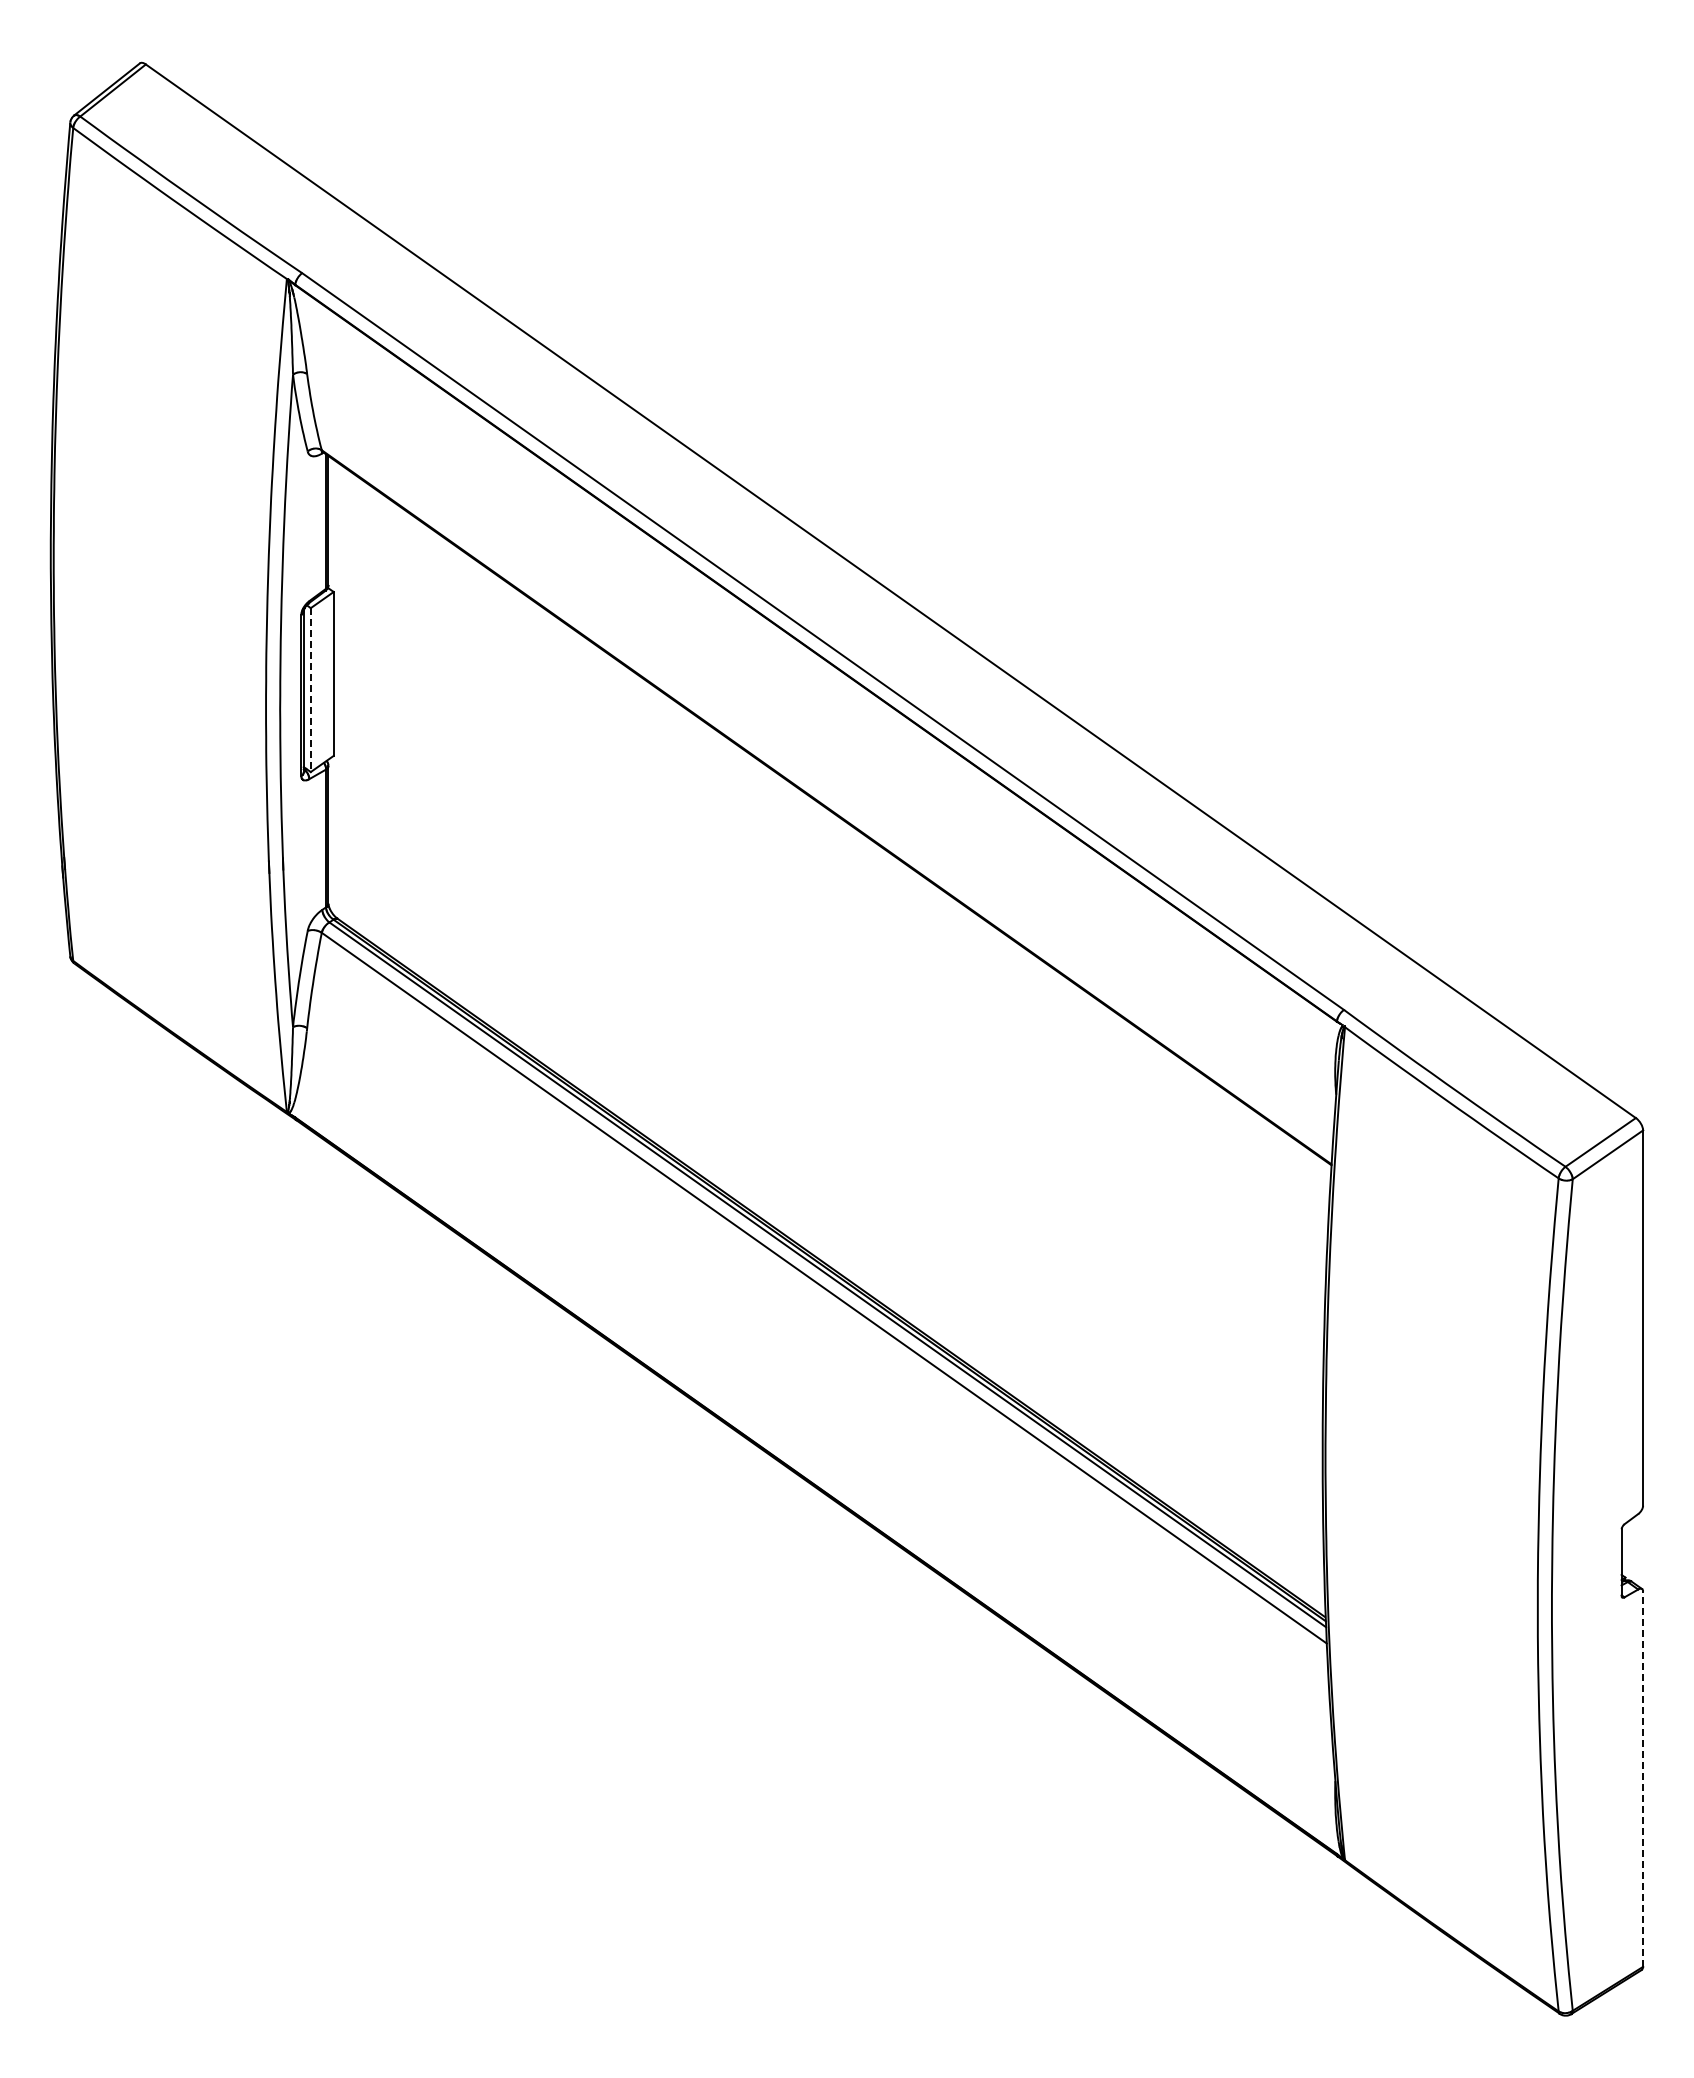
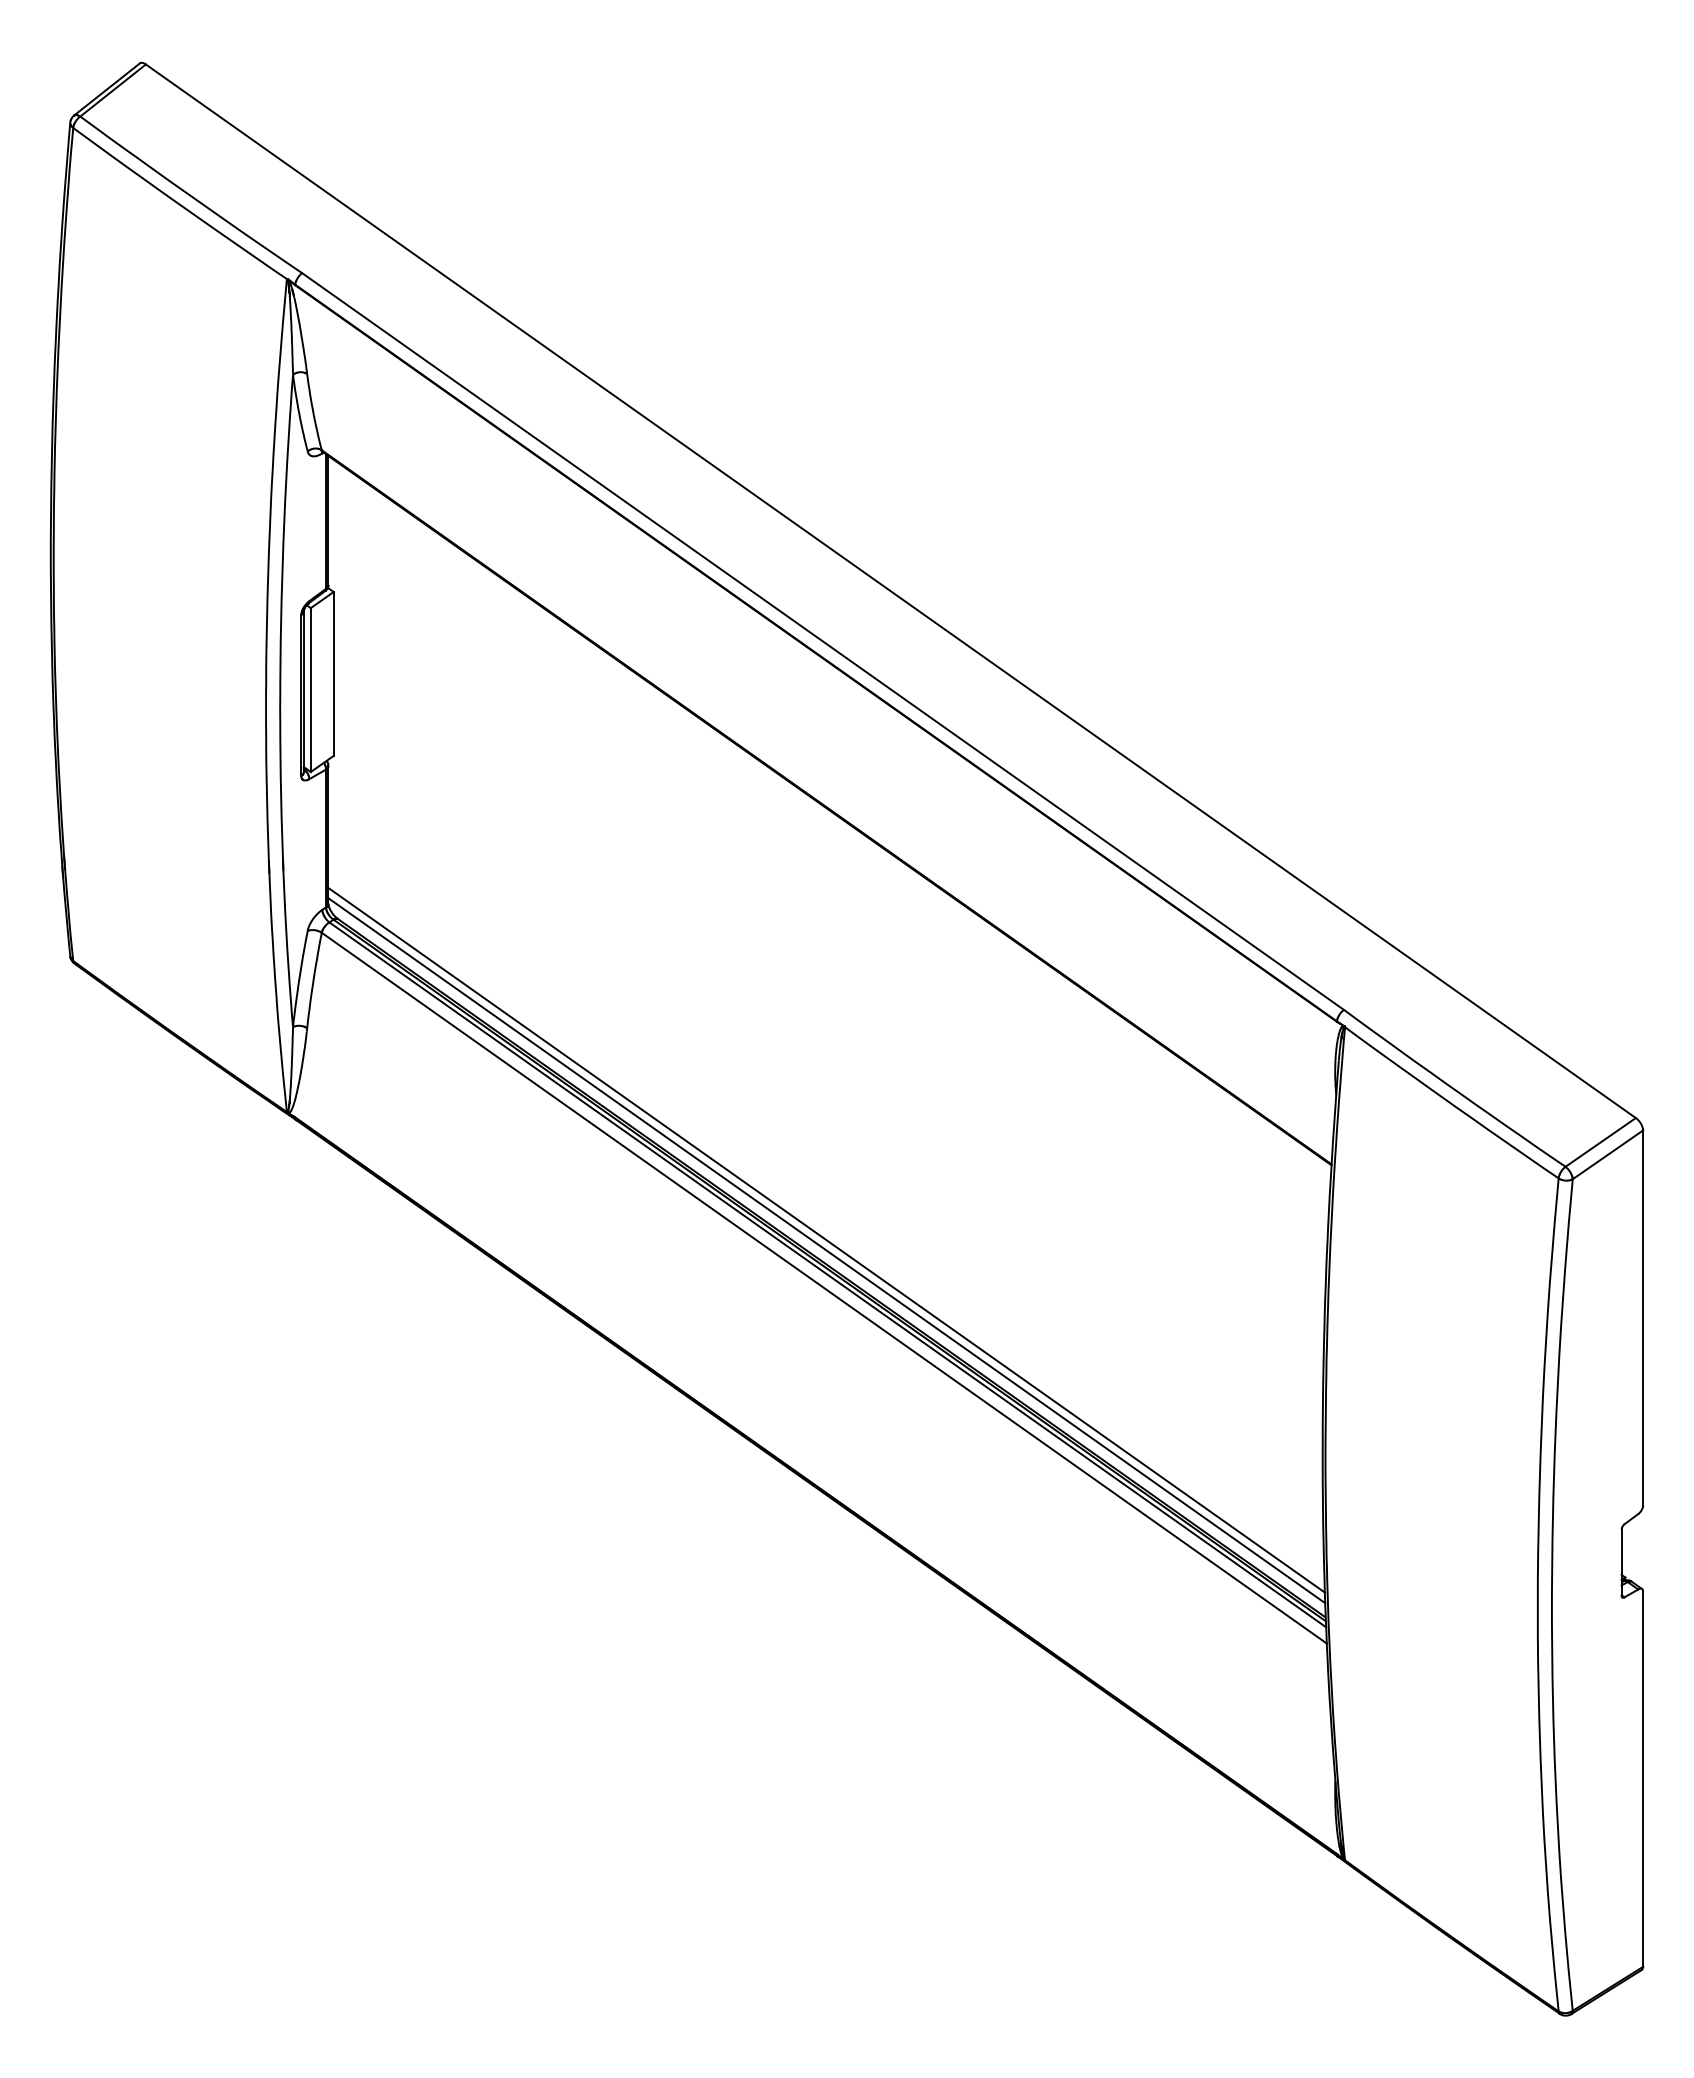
line: dashed -> solid (310, 690)
line: none -> present (826, 1239)
line: none -> present (826, 1250)
line: dashed -> solid (1643, 1779)
